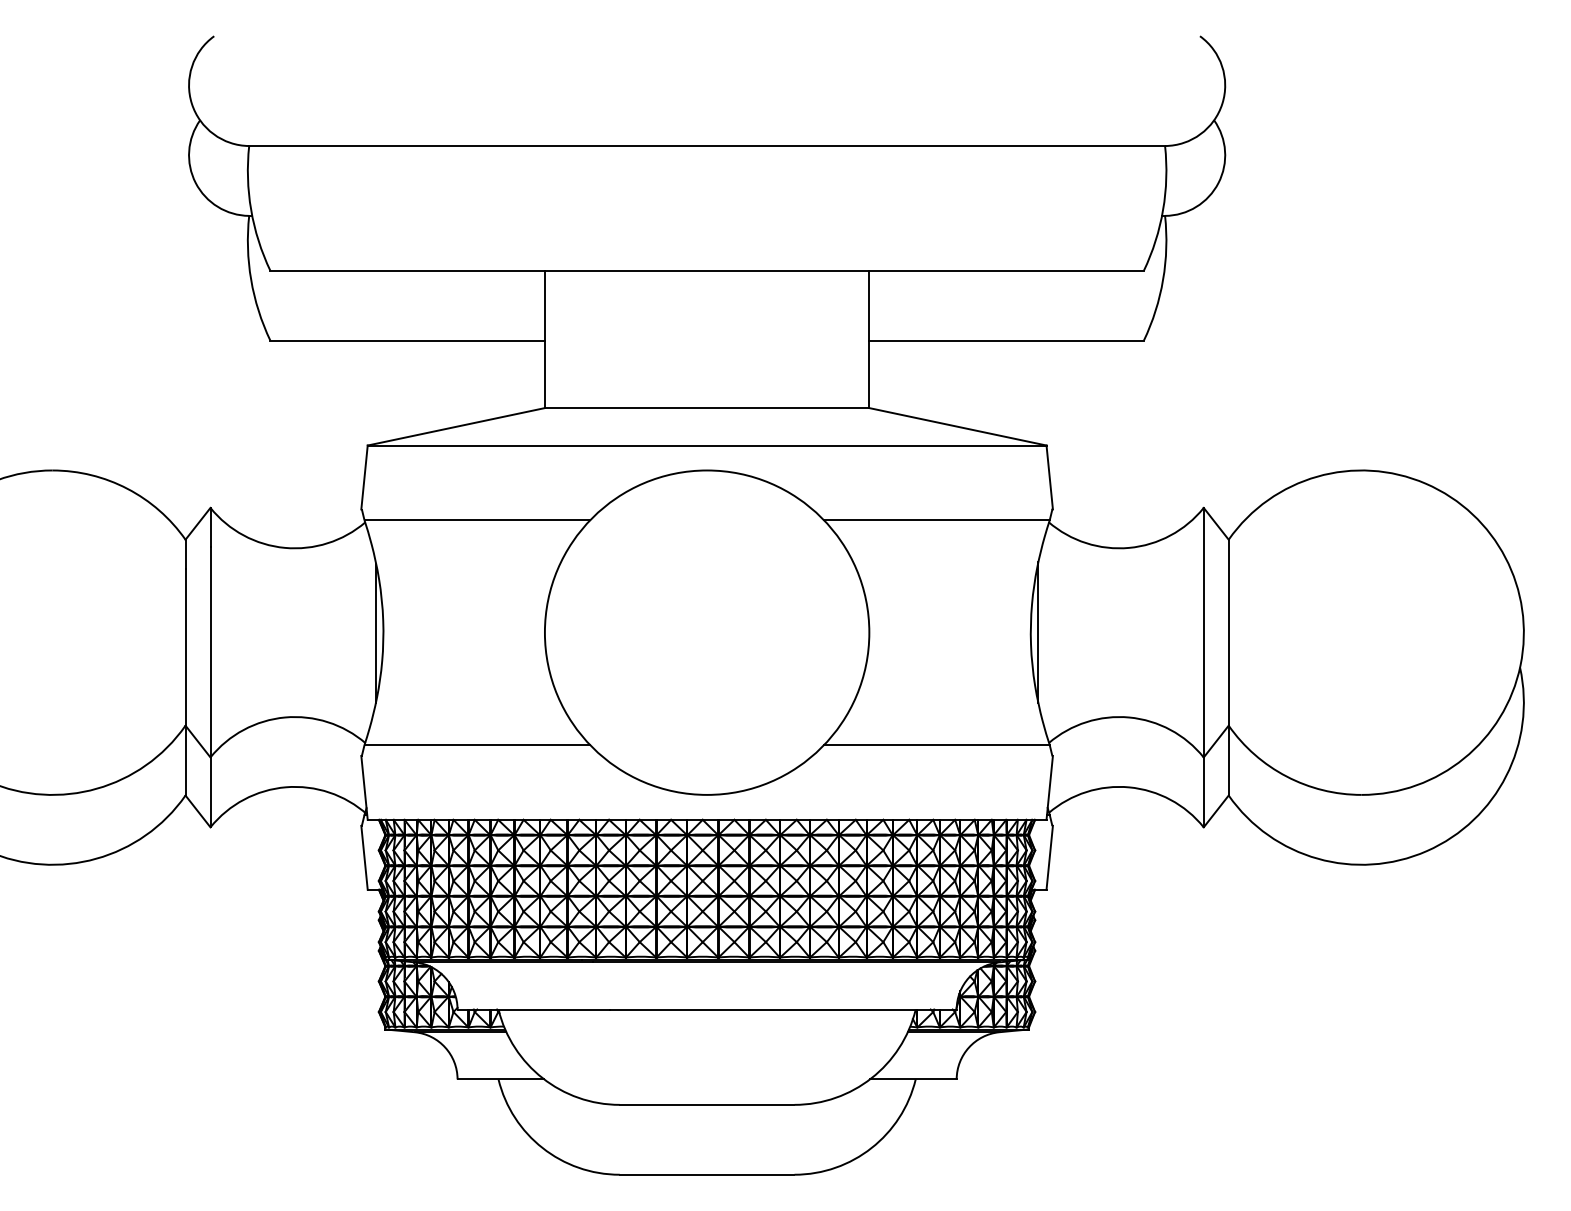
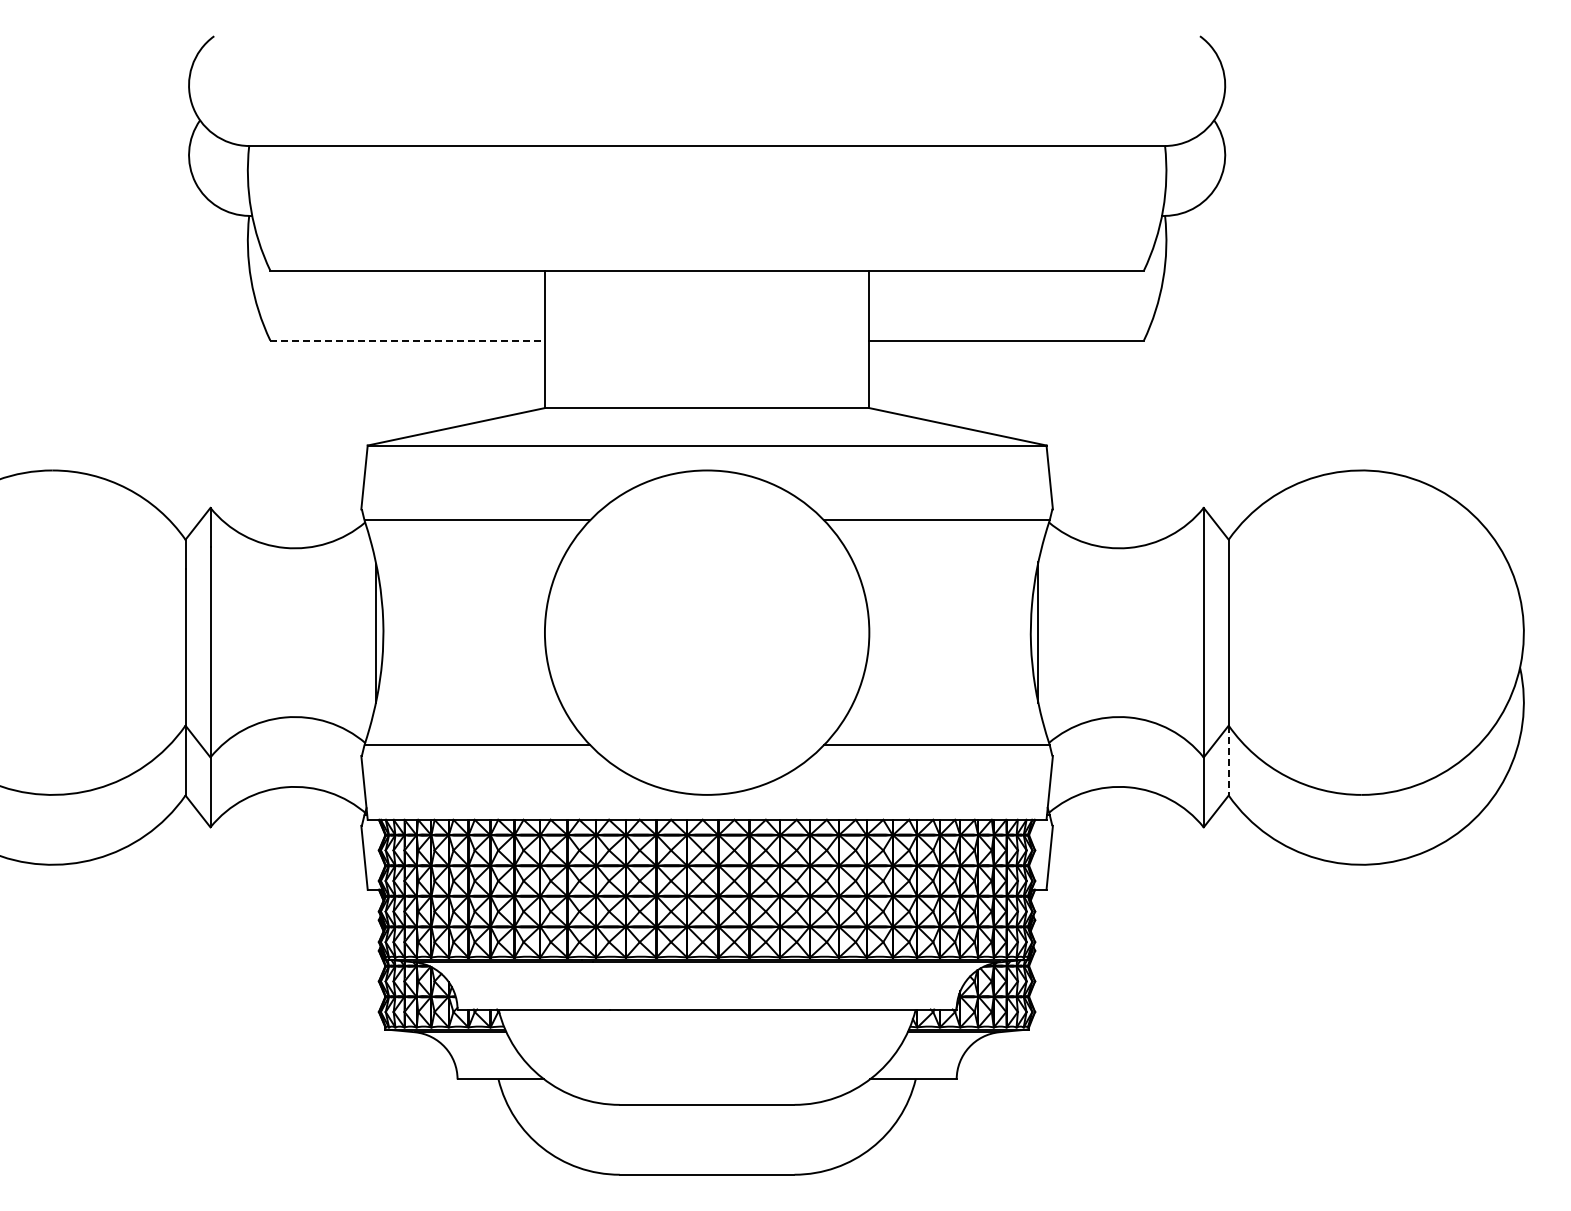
line: solid -> dashed (408, 340)
line: solid -> dashed (1228, 760)
